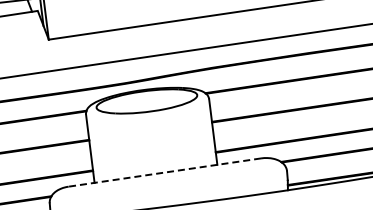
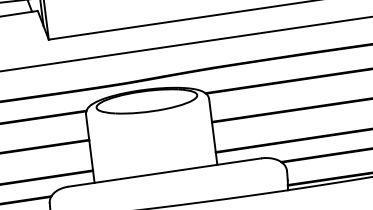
line position: (185, 51) -> (185, 44) (185, 44)
line: dashed -> solid (164, 172)
